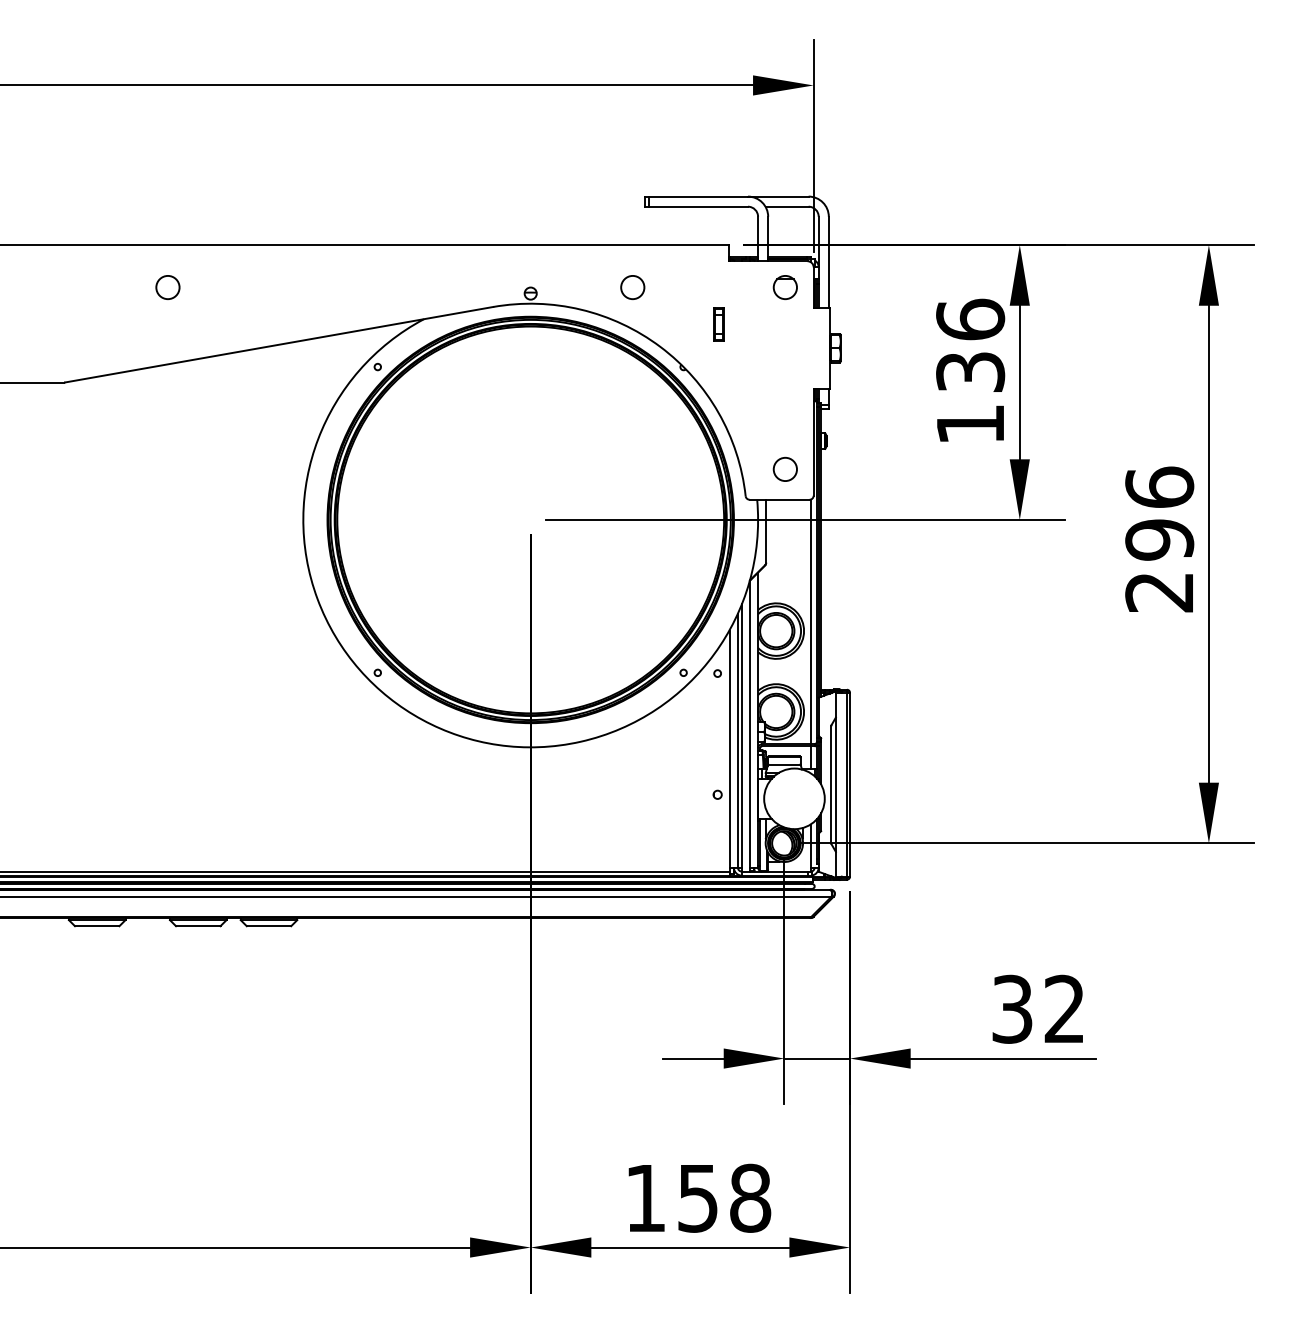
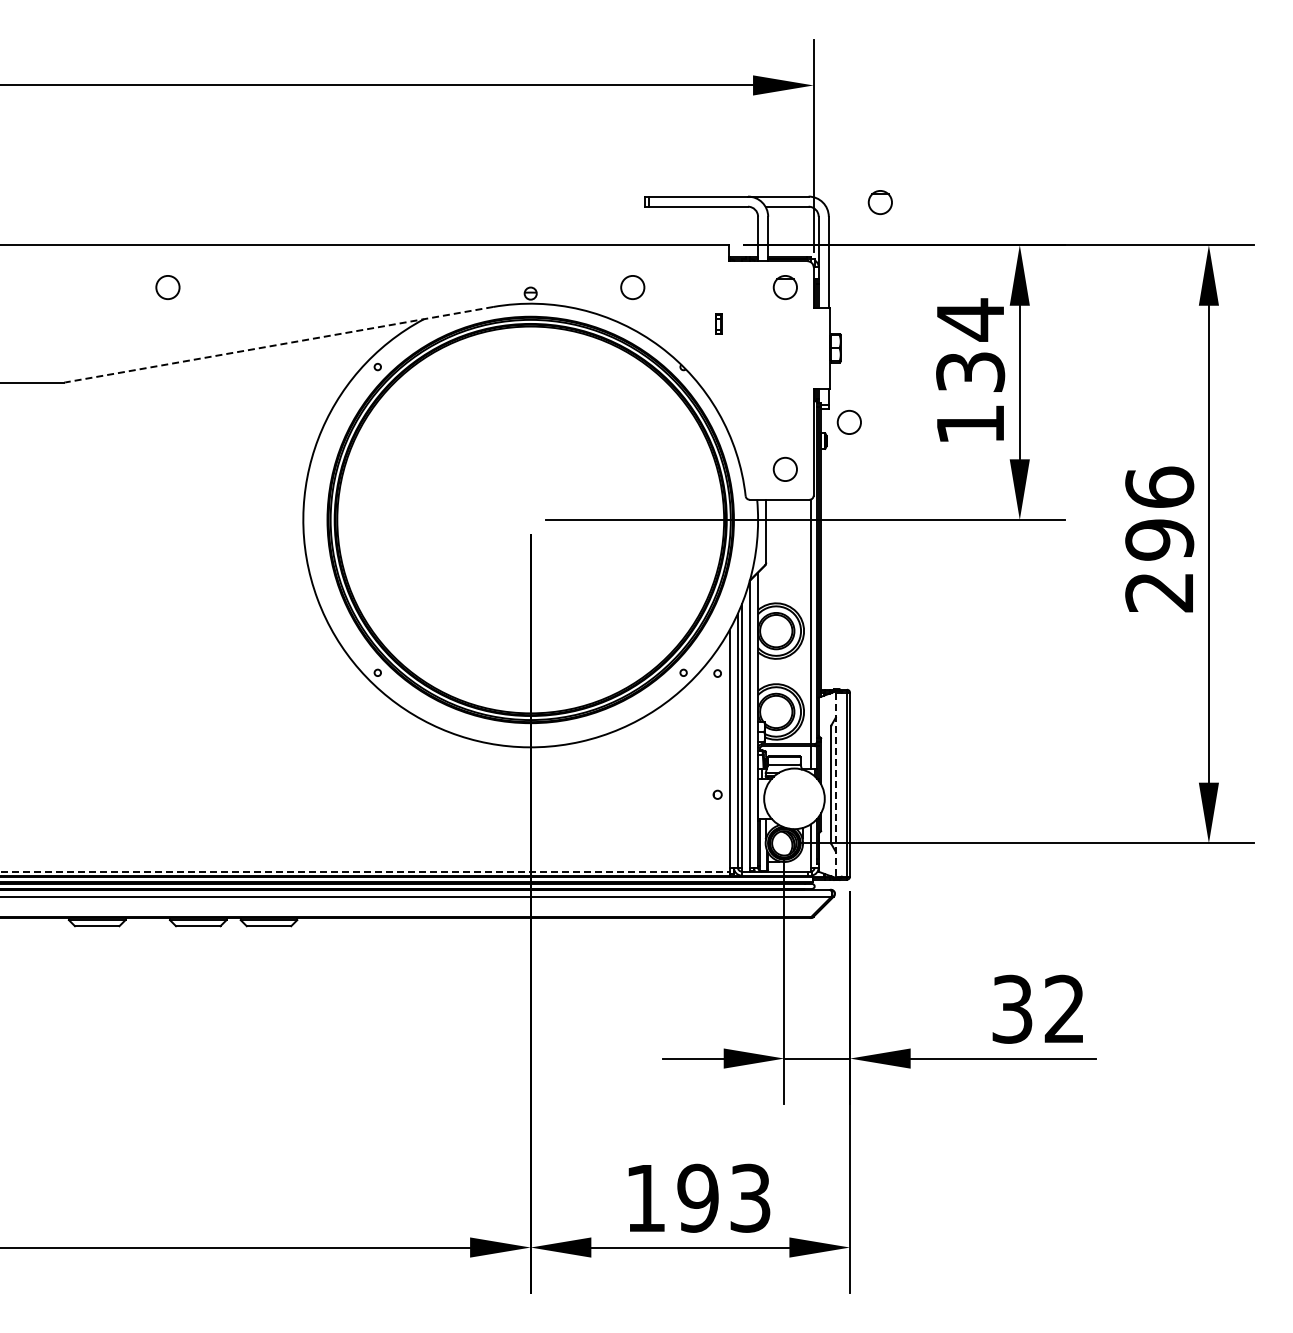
part: none -> present (879, 202)
text: 136 -> 134 (970, 319)
part size: 12x35 px -> 8x22 px (718, 323)
line: solid -> dashed (278, 344)
circle: none -> present (848, 421)
line: solid -> dashed (835, 784)
line: solid -> dashed (365, 871)
text: 158 -> 193 (724, 1197)
